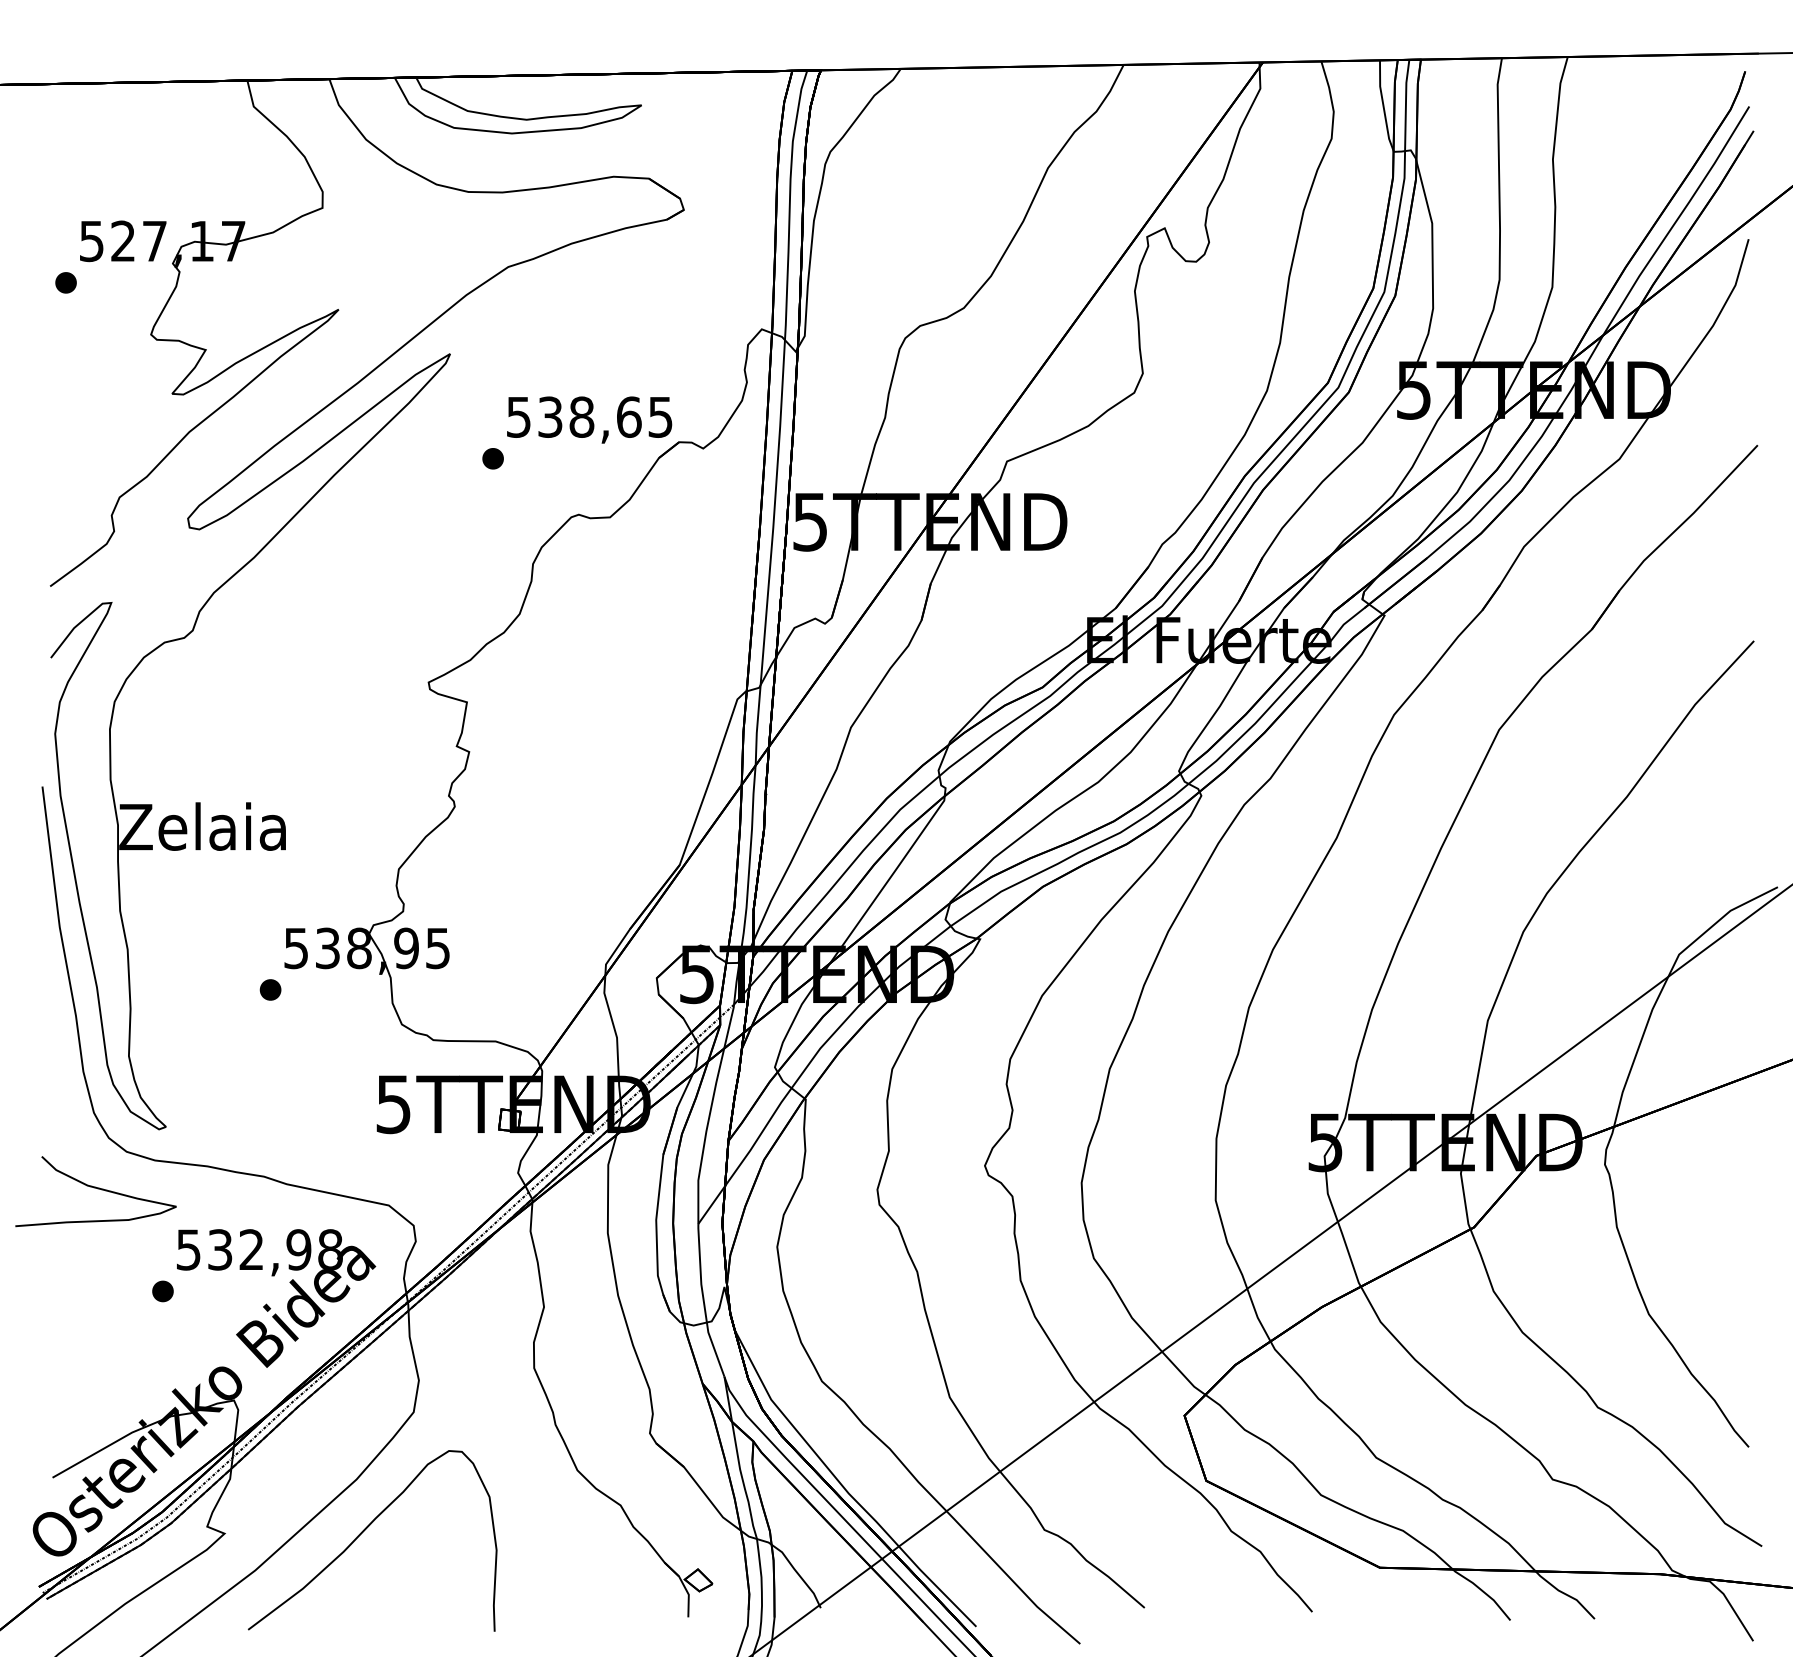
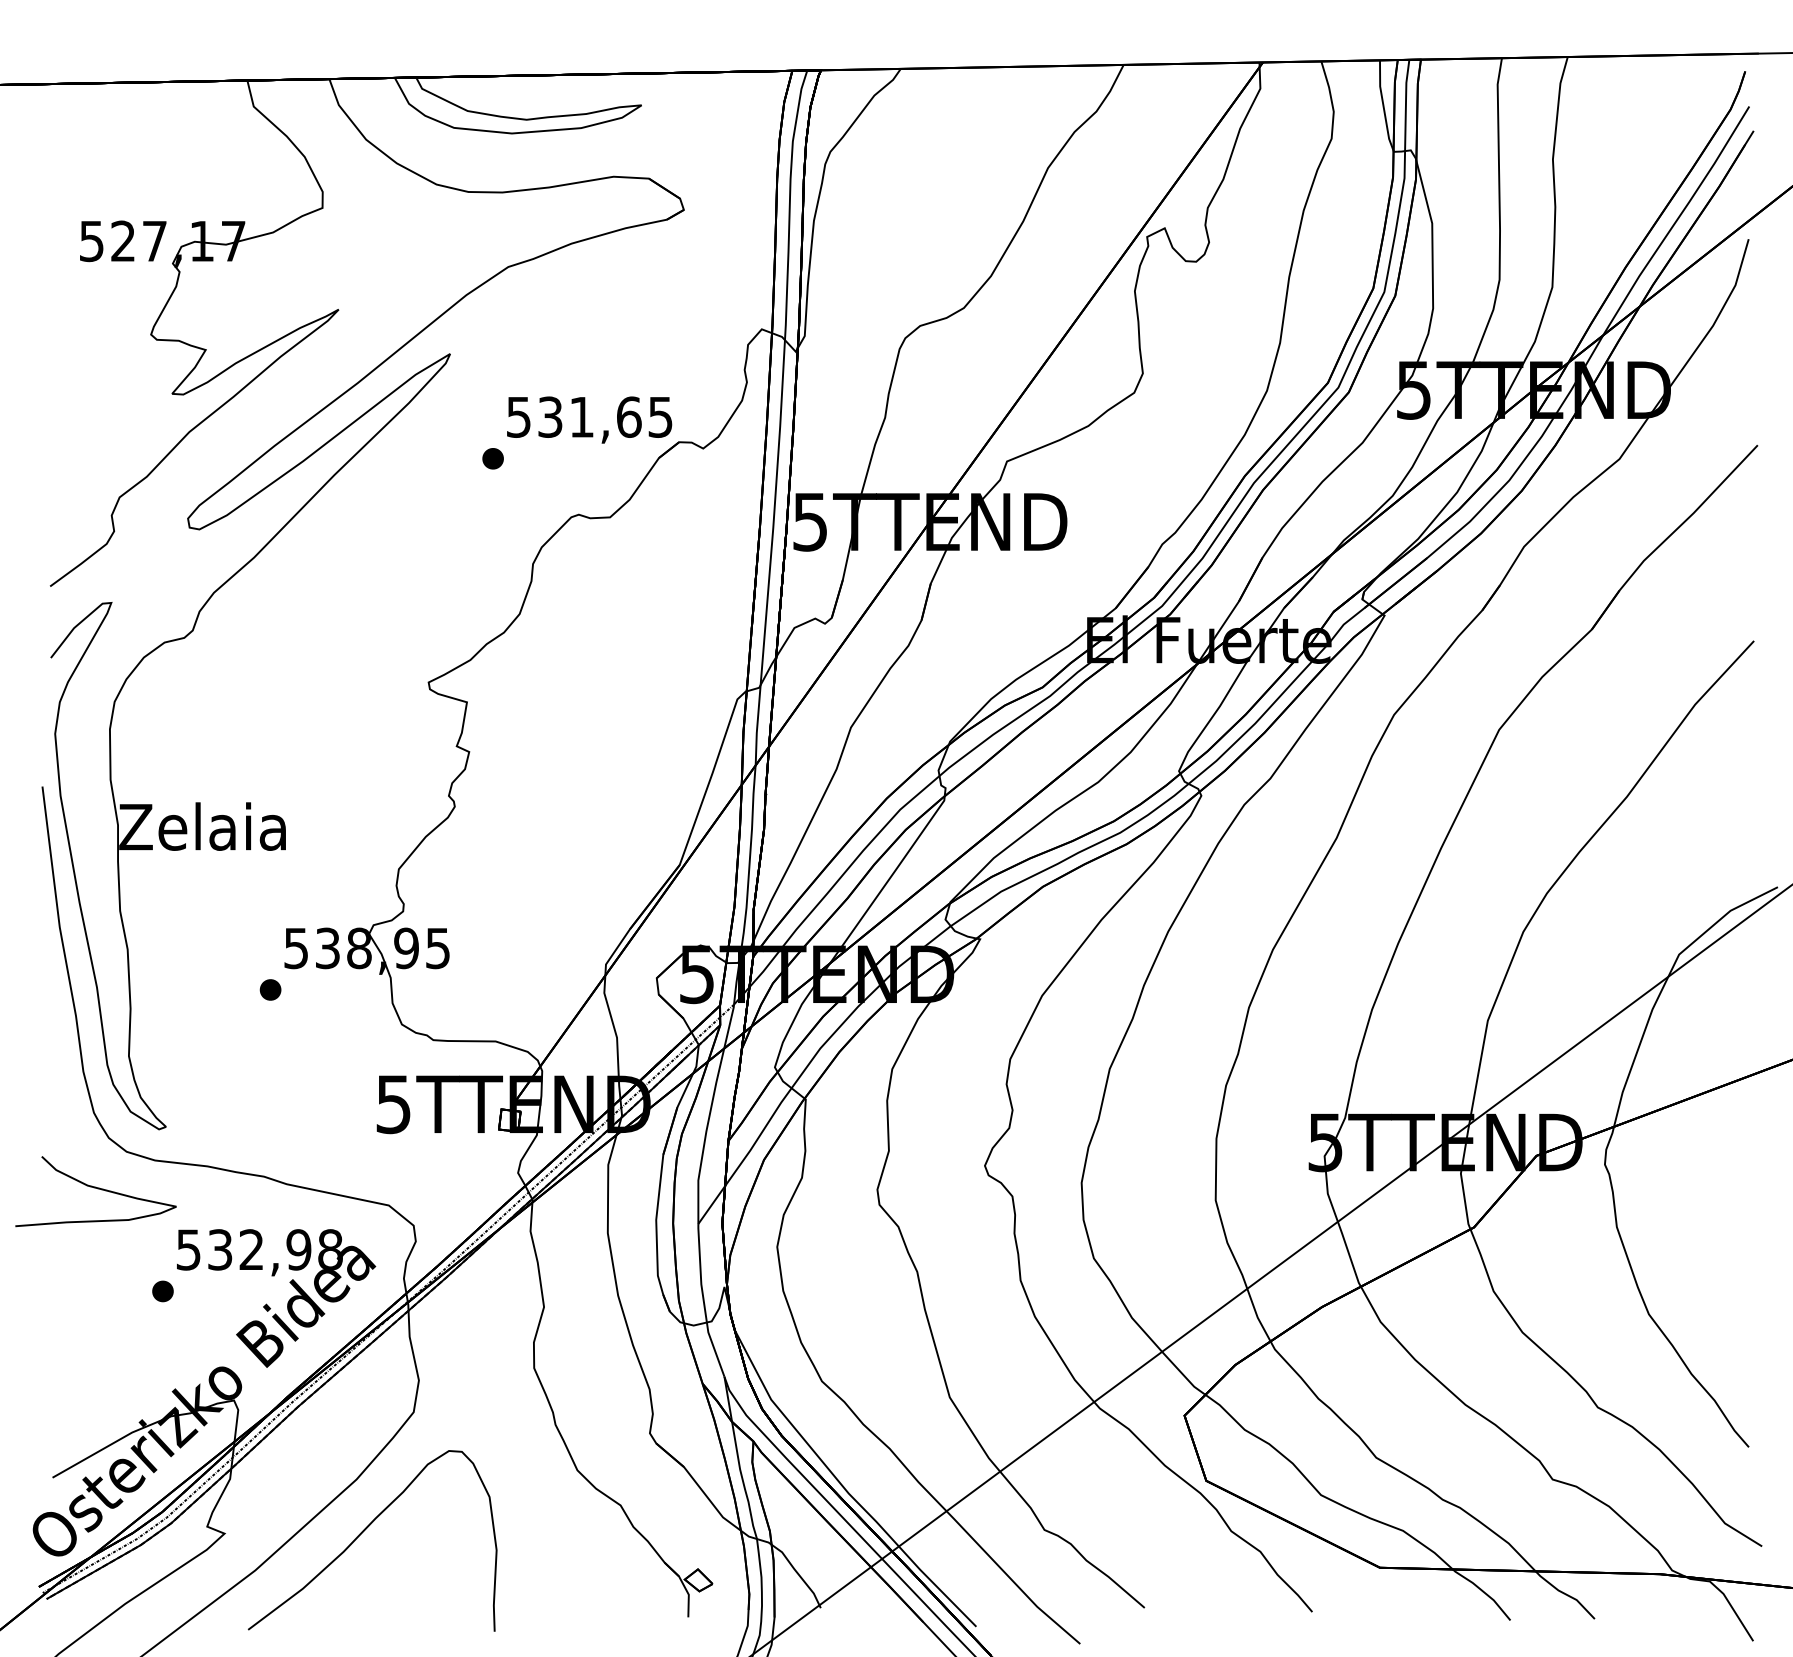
part: present -> none (65, 282)
text: 538,65 -> 531,65 (581, 416)
